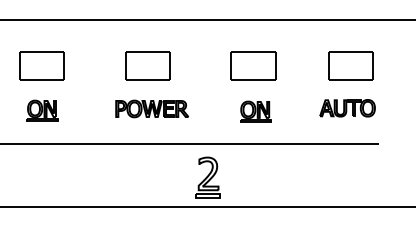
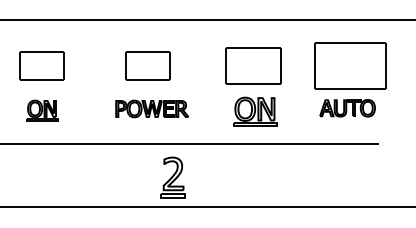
part size: 47x30 px -> 57x38 px (253, 65)
part size: 46x30 px -> 73x48 px (350, 65)
part size: 32x23 px -> 45x31 px (255, 111)
part position: (207, 177) -> (172, 177) (172, 177)
